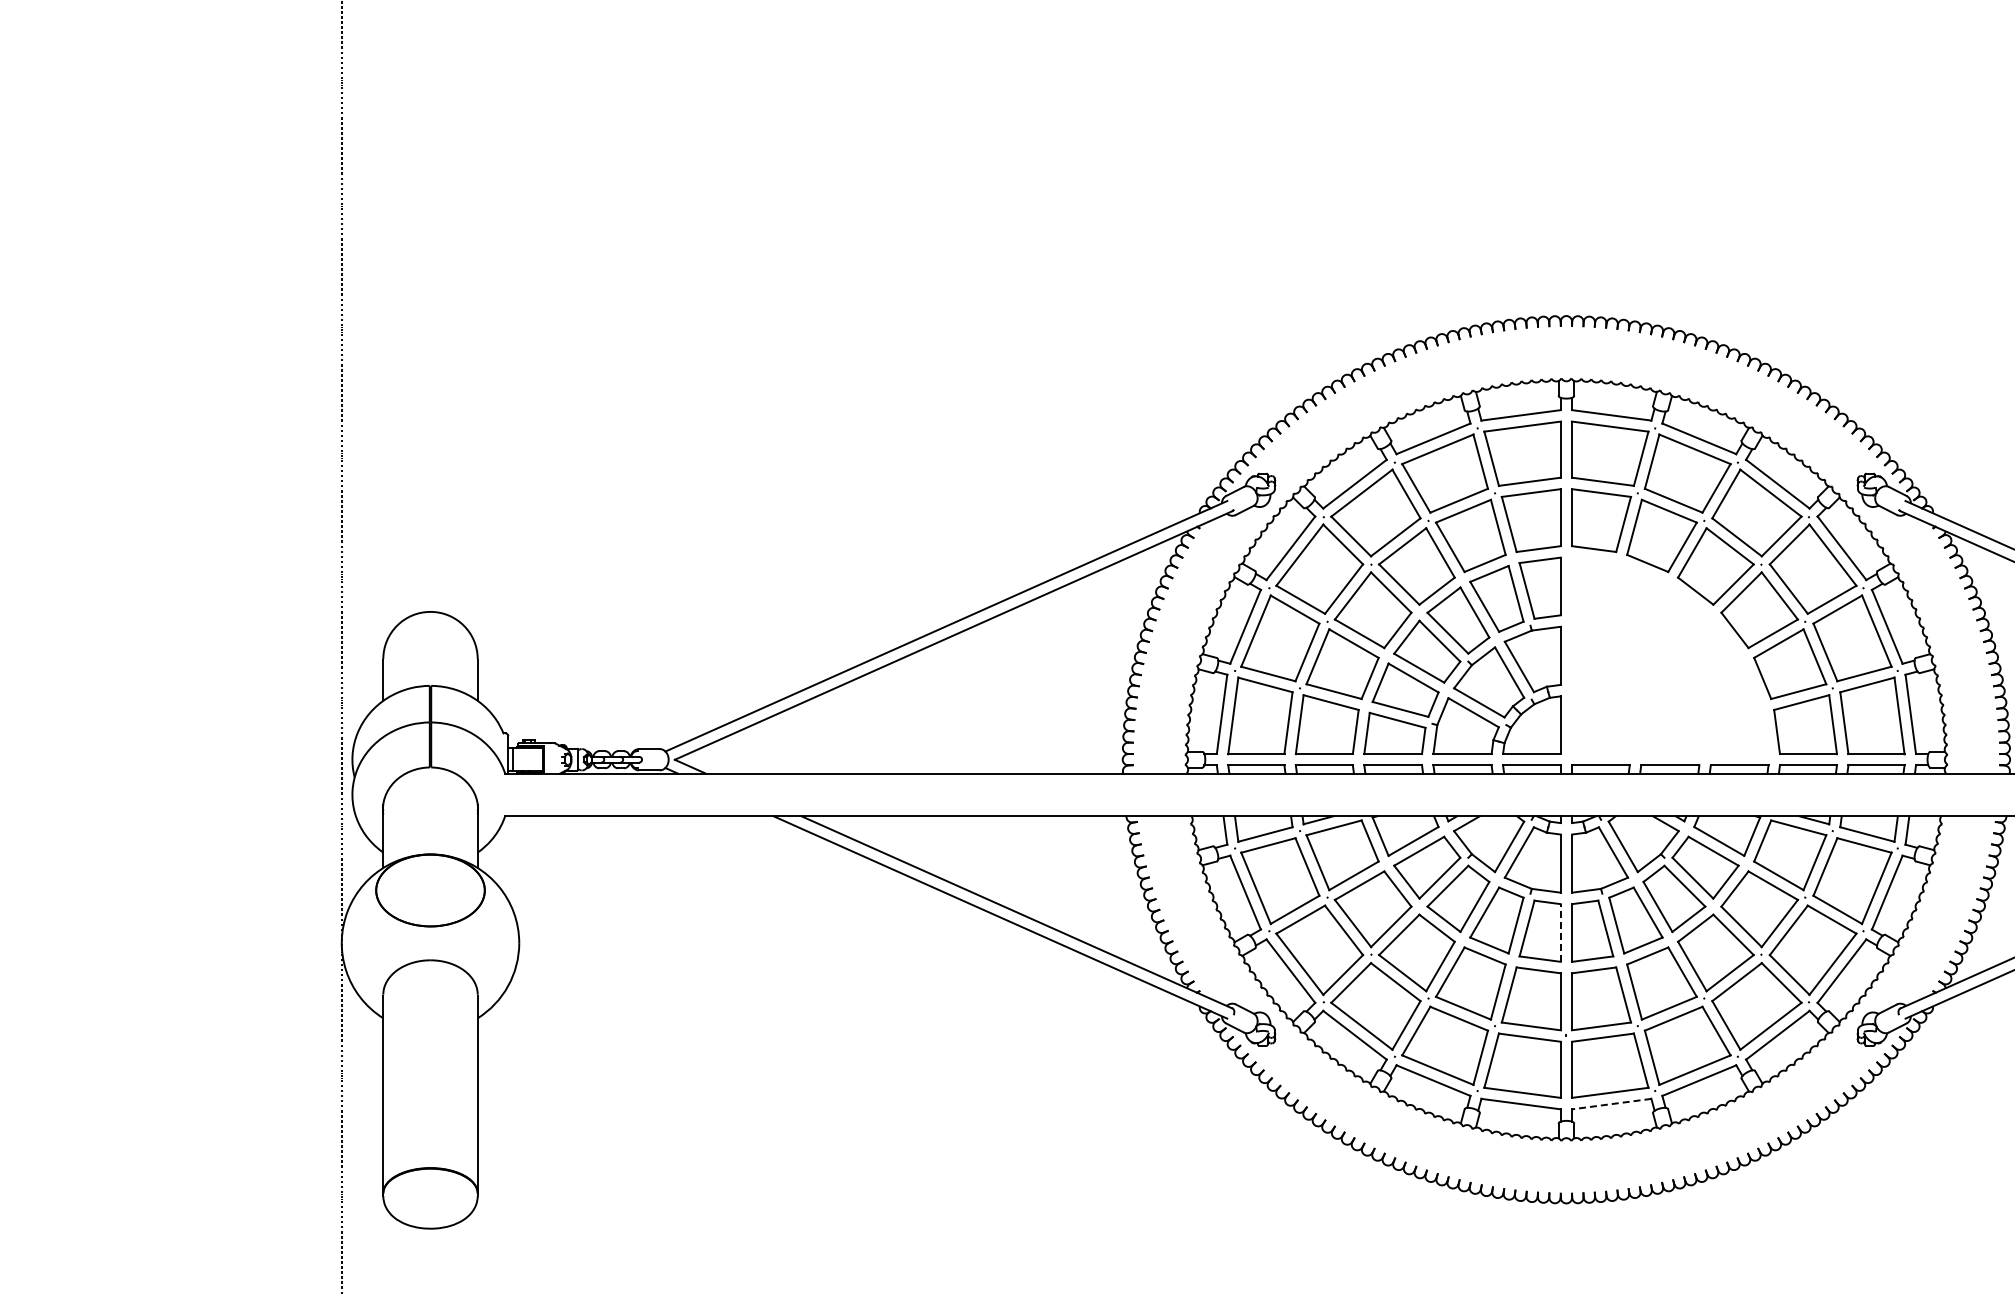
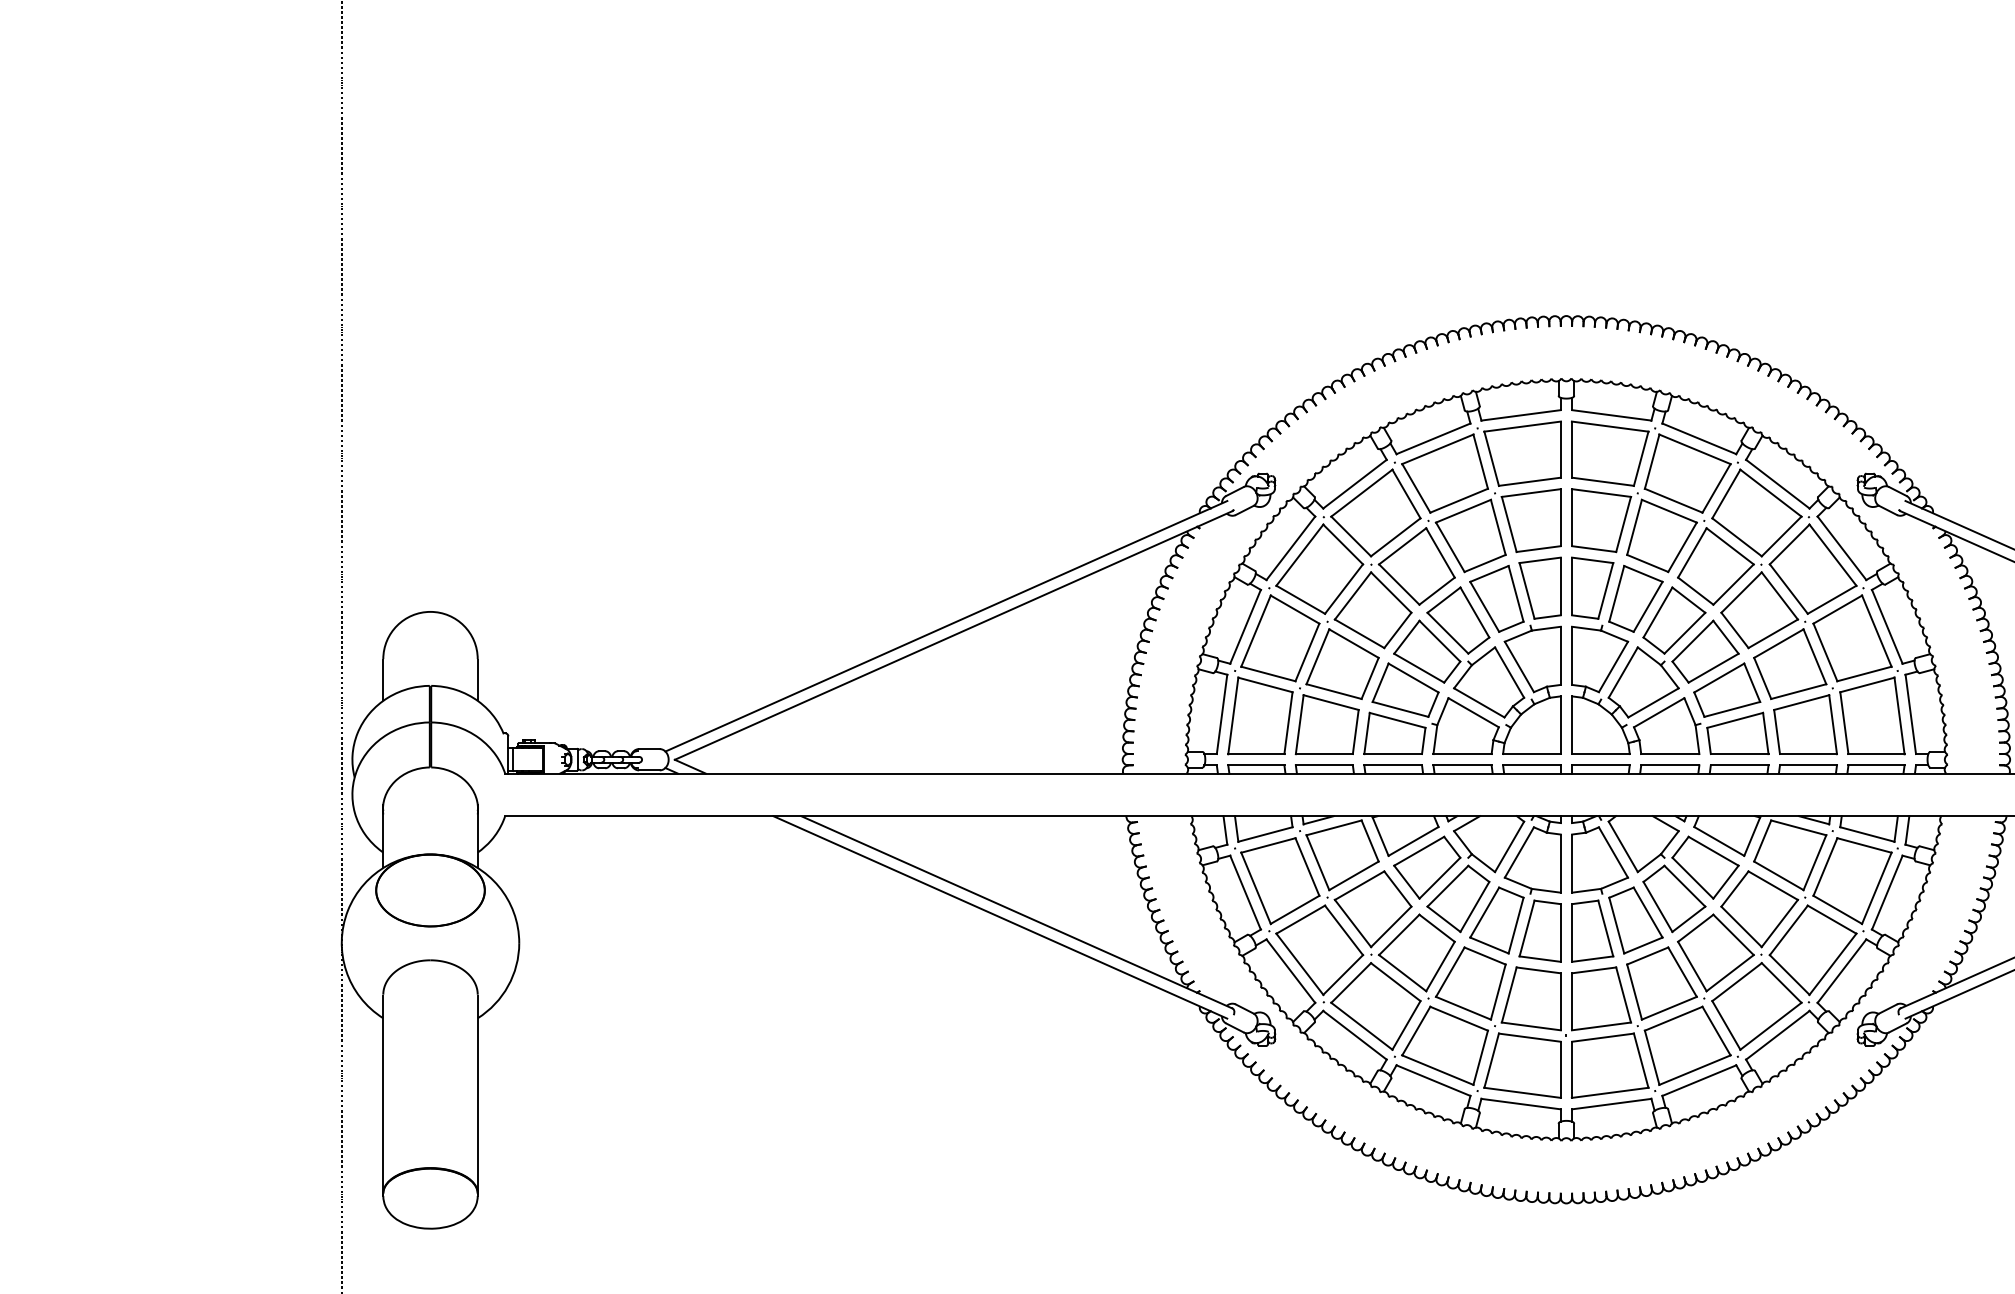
part: none -> present (1670, 655)
line: dashed -> solid (1560, 932)
line: dashed -> solid (1611, 1104)
